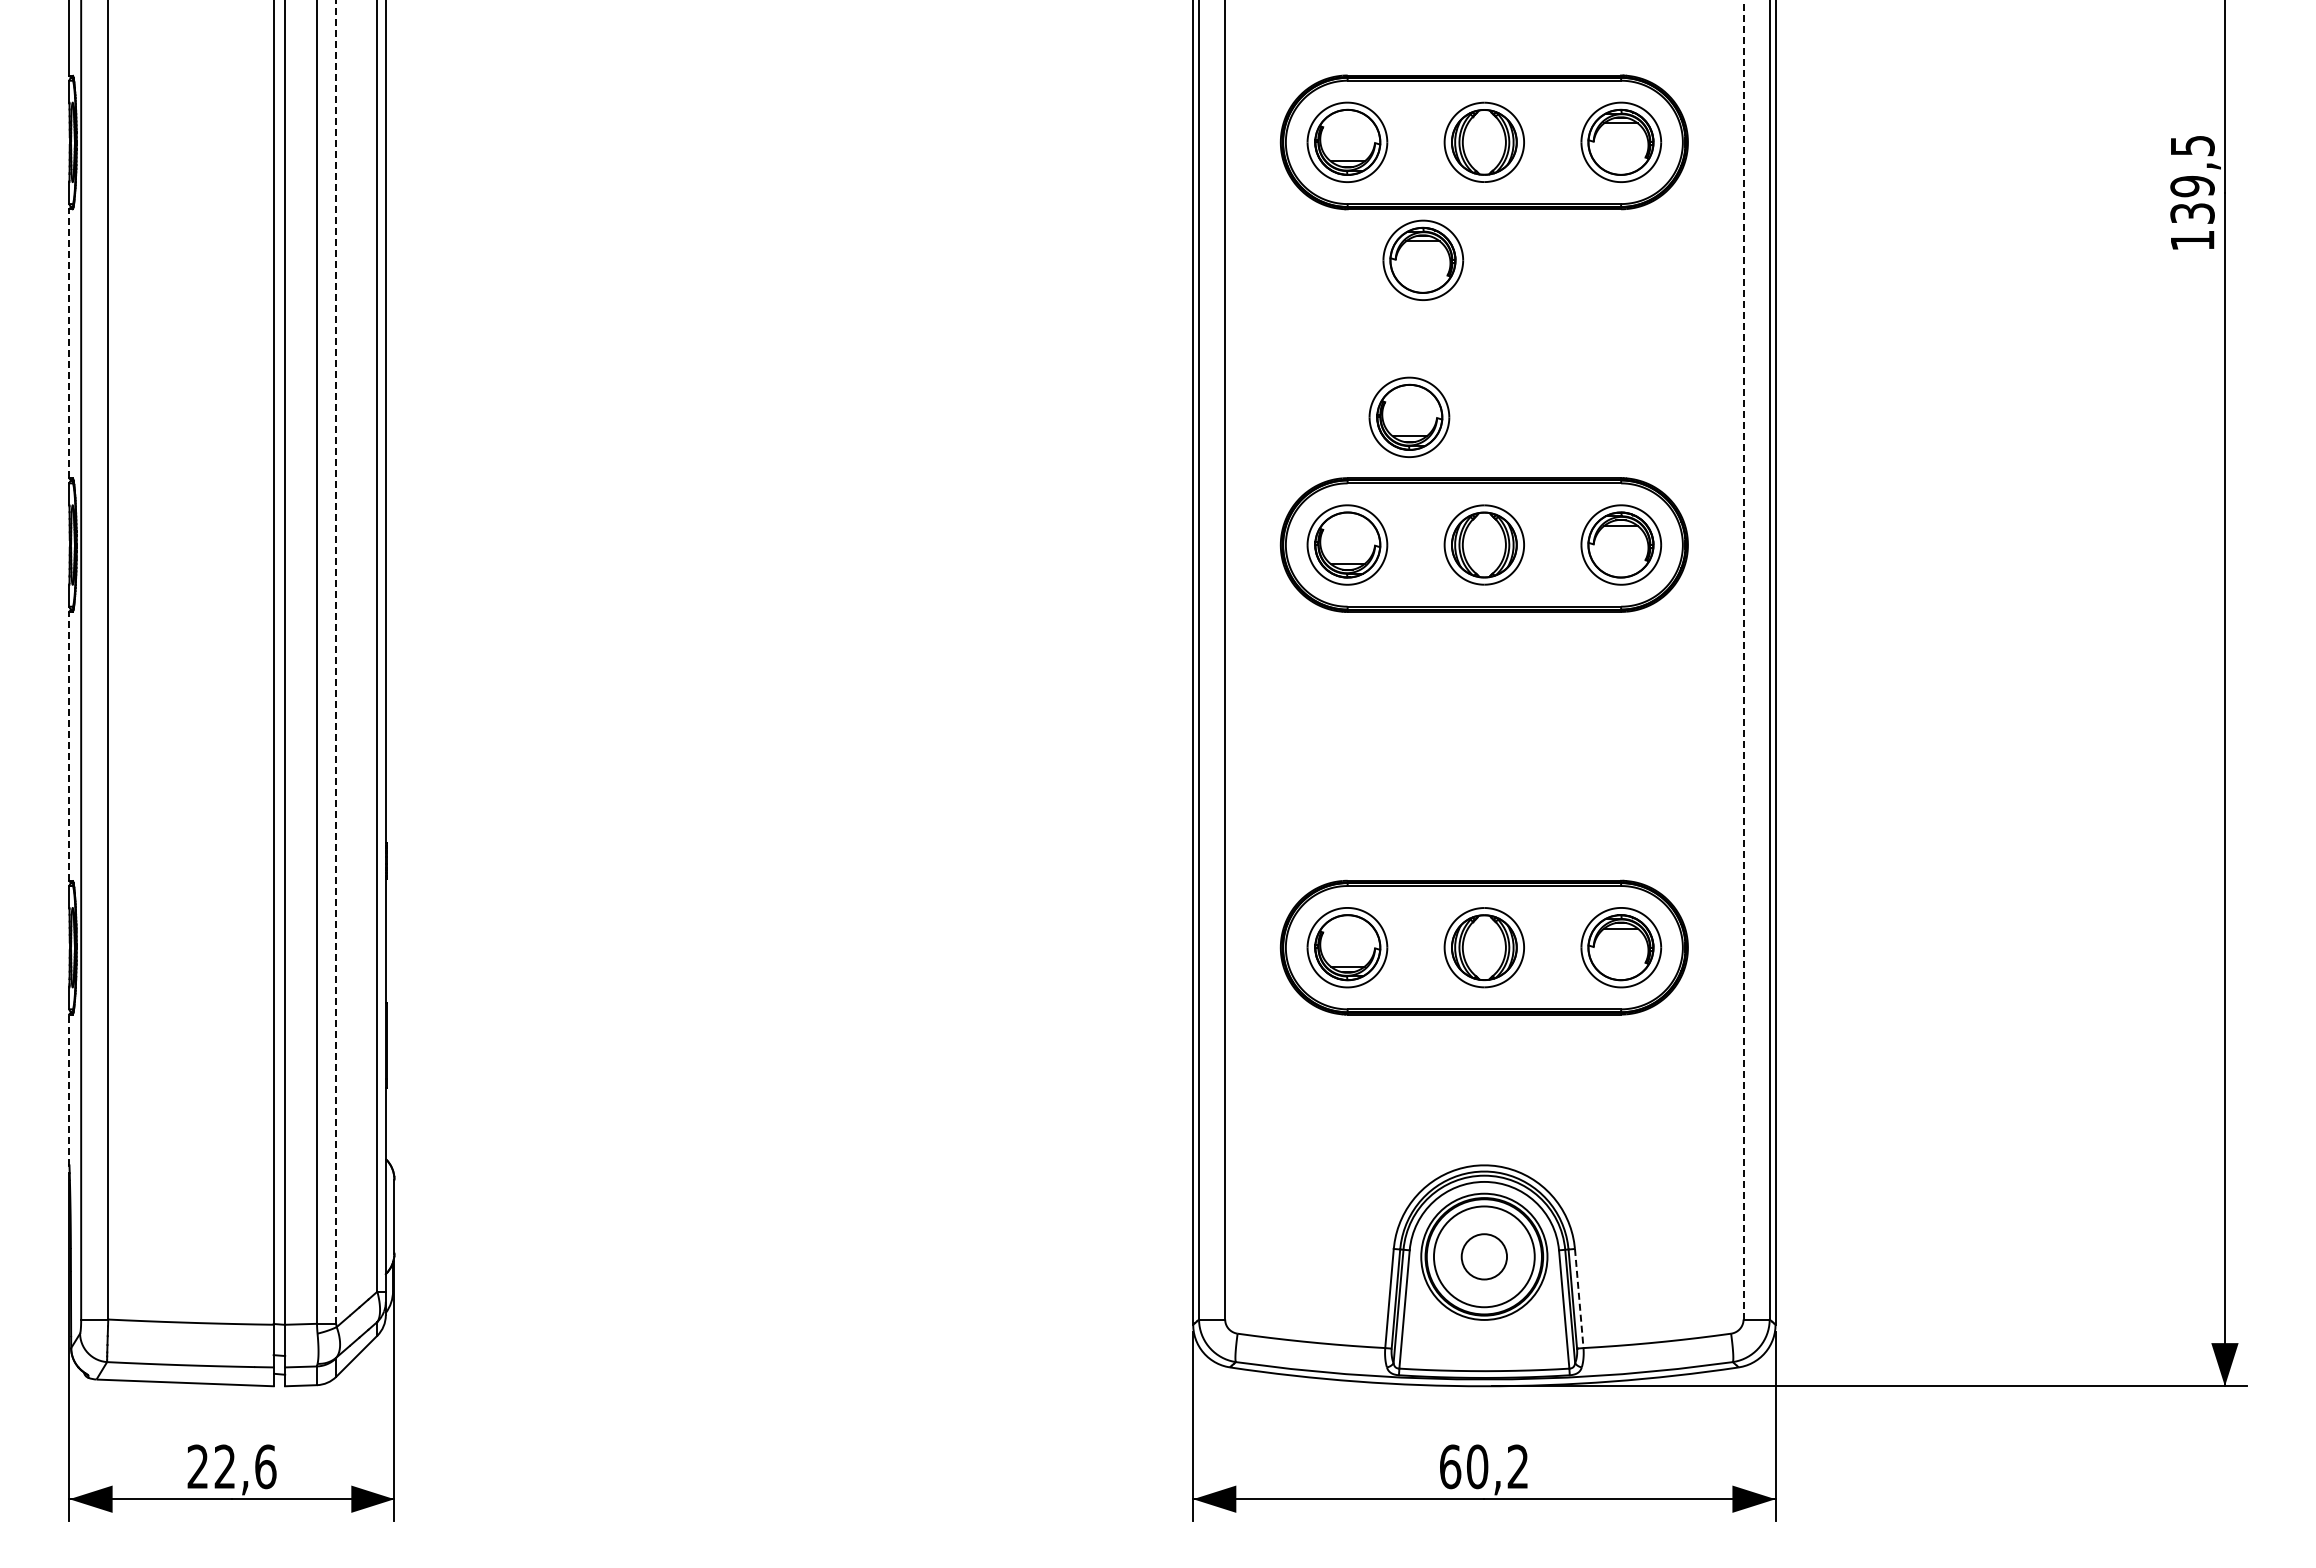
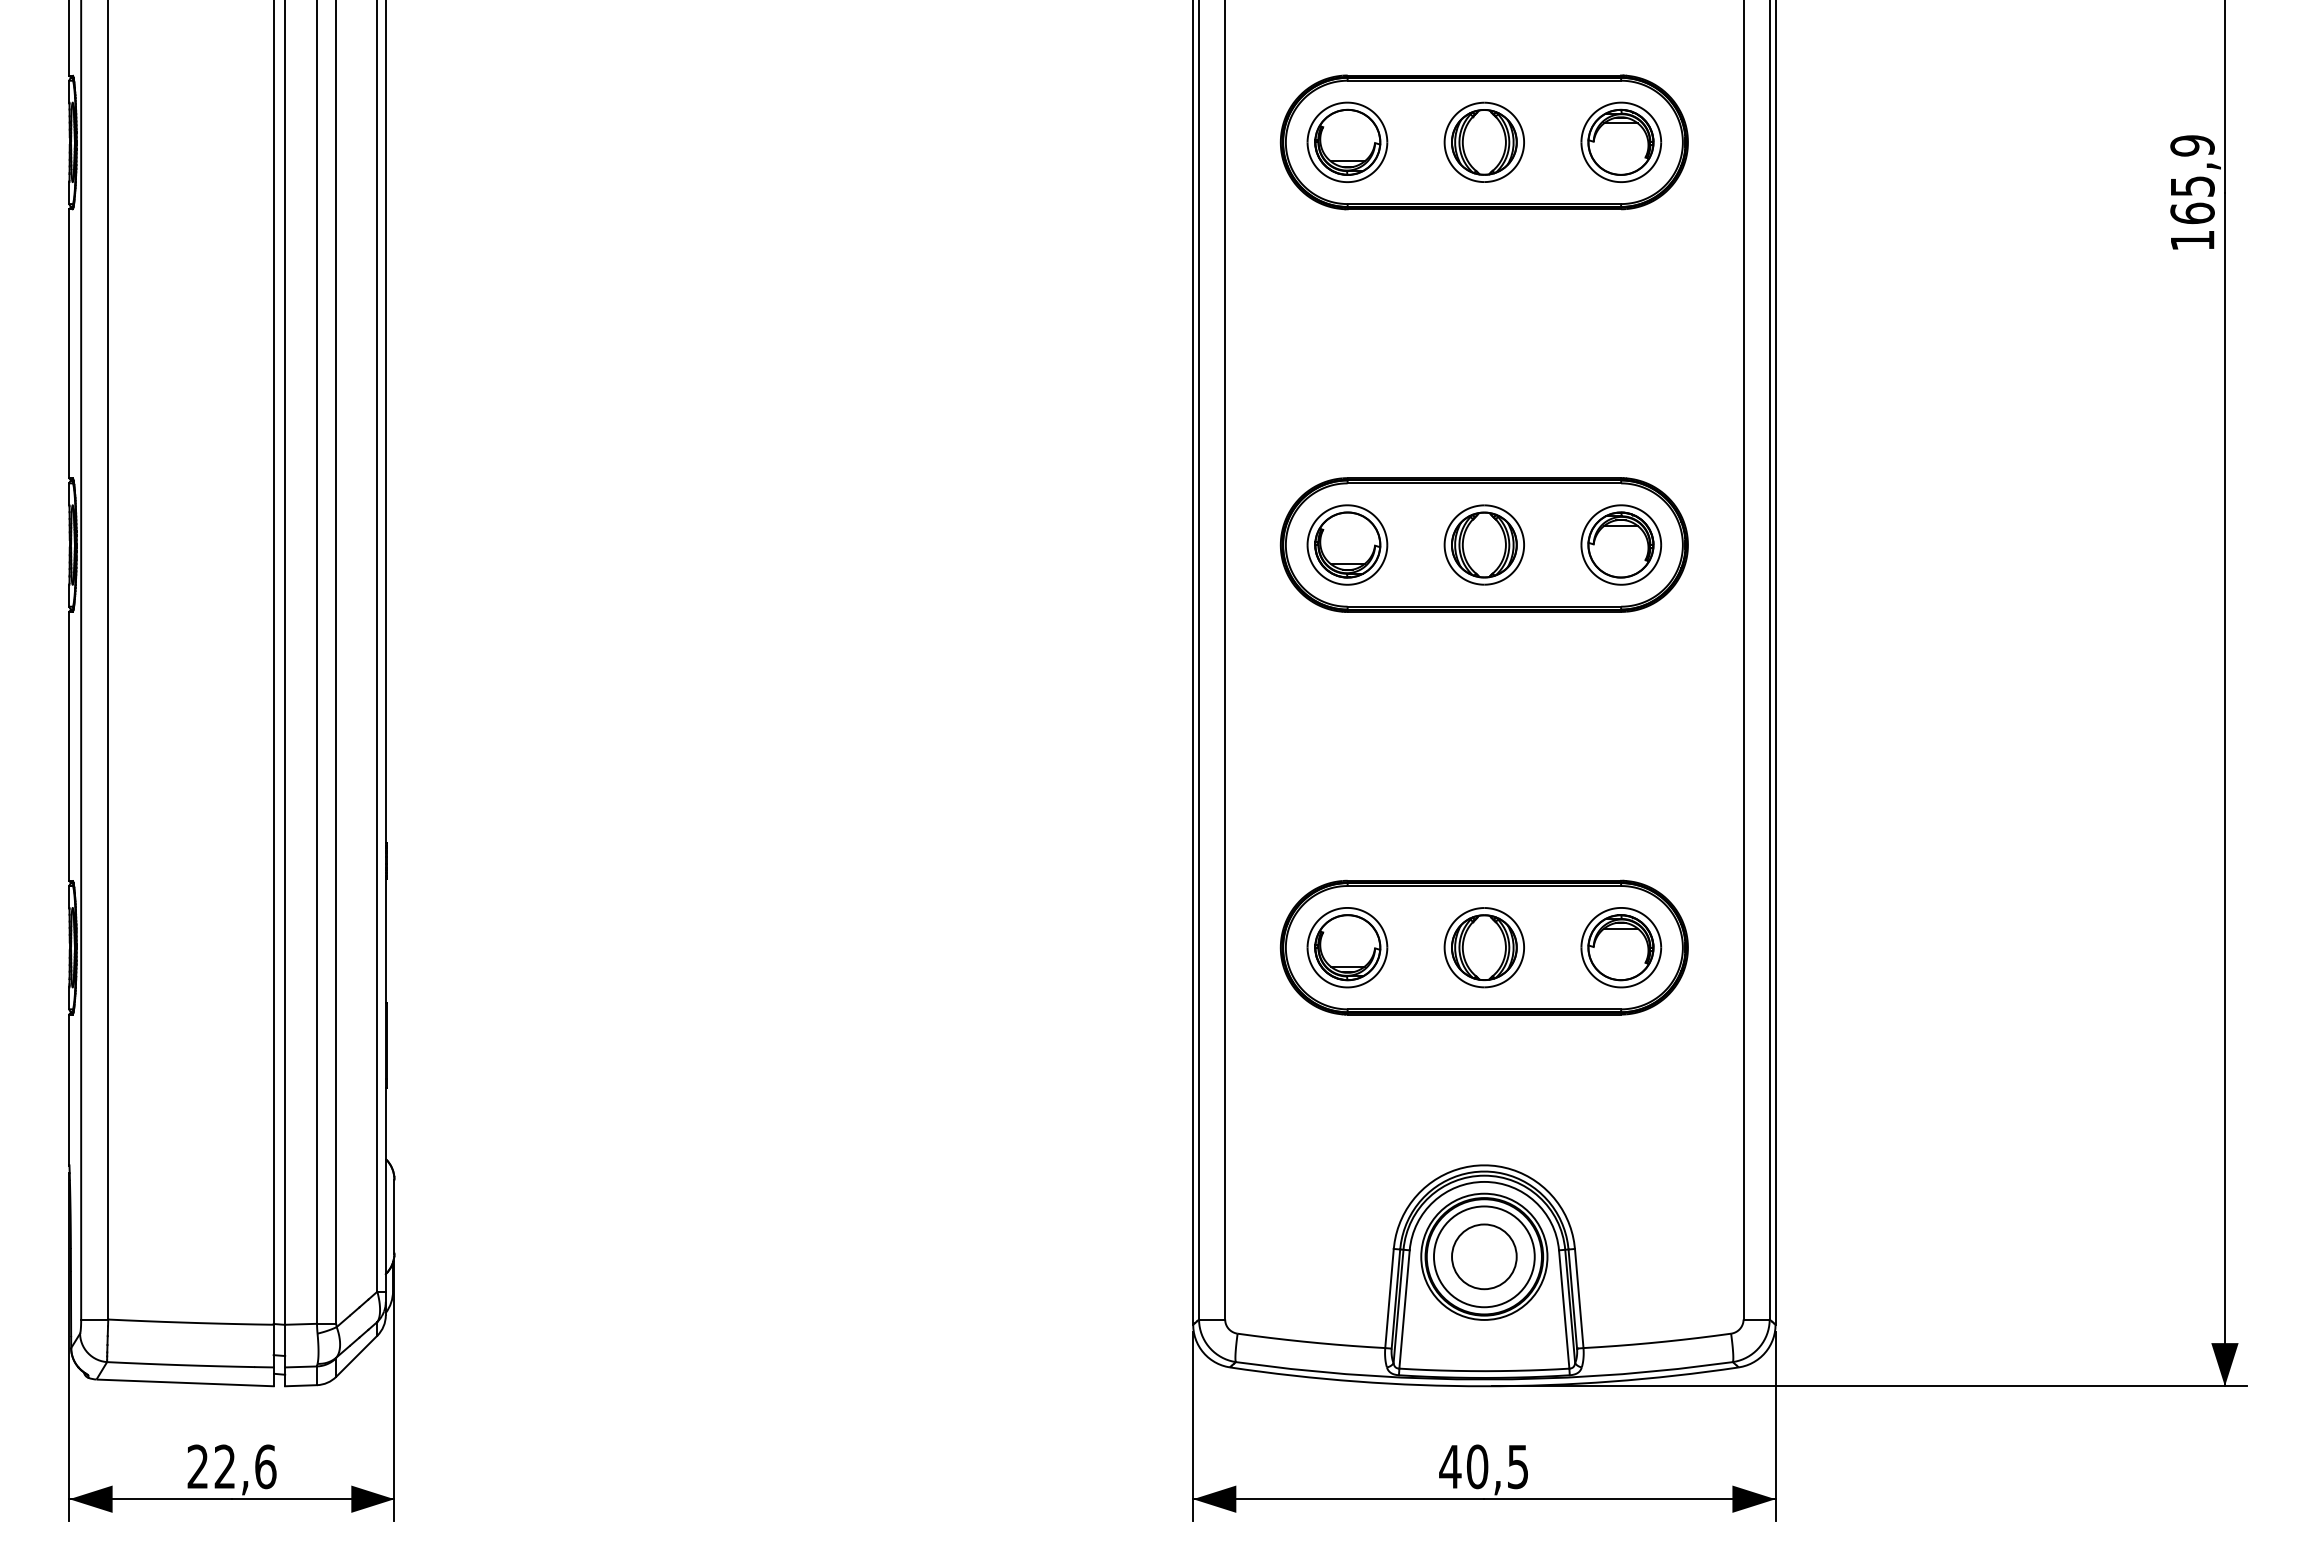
text: 139,5 -> 165,9 (2192, 179)
part: present -> none (1423, 259)
line: dashed -> solid (69, 343)
part: present -> none (1409, 416)
line: dashed -> solid (1743, 659)
line: dashed -> solid (336, 661)
line: dashed -> solid (69, 745)
line: dashed -> solid (69, 1090)
circle diameter: 45 px -> 65 px (1484, 1256)
line: dashed -> solid (1579, 1298)
text: 60,2 -> 40,5 (1483, 1466)
